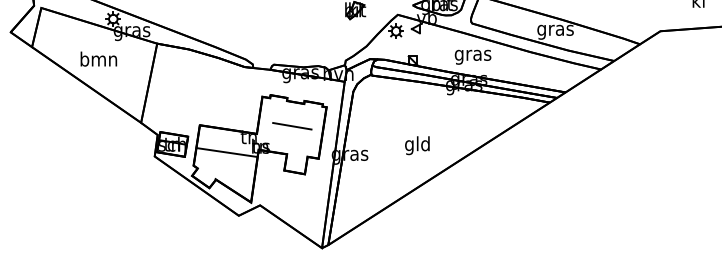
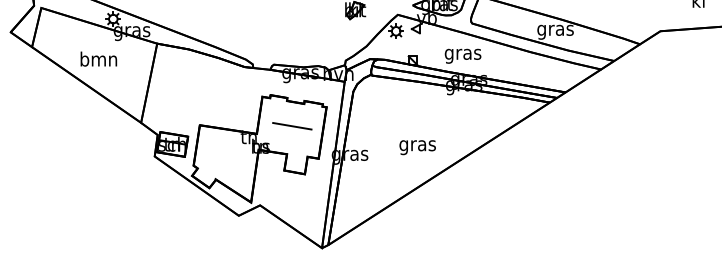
text position: (472, 56) -> (462, 55) (462, 55)
text: gld -> gras (417, 145)
line: present -> none (226, 152)
